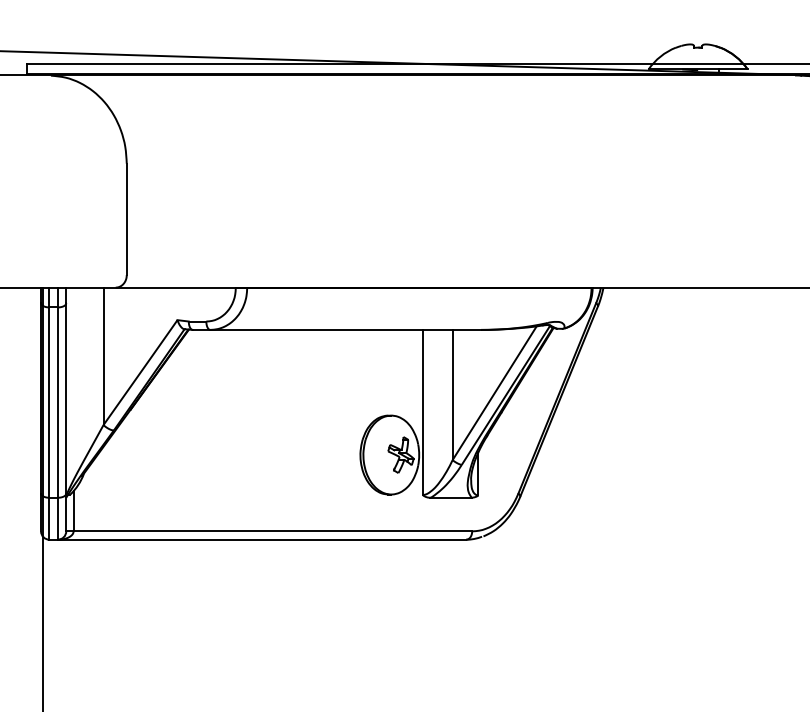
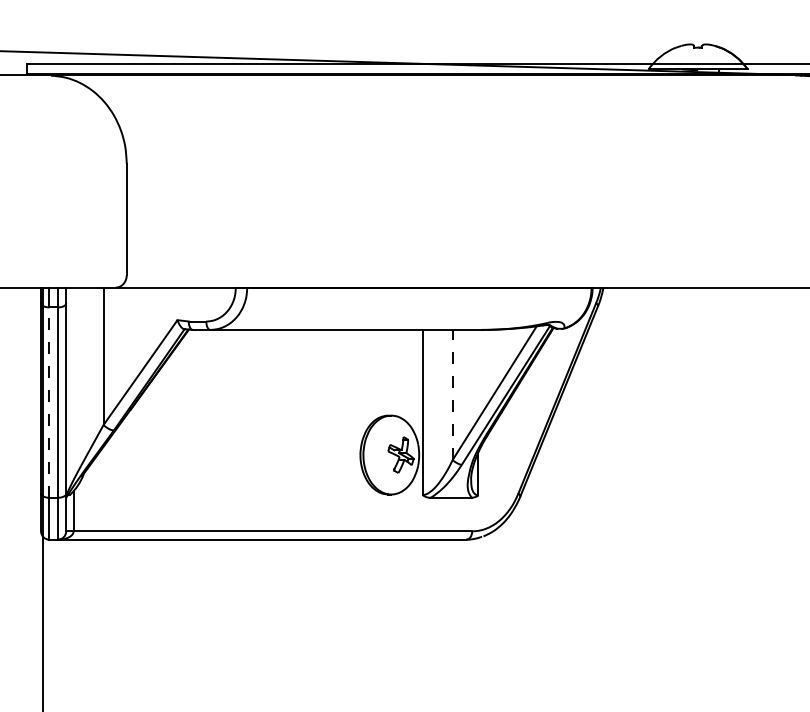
line: solid -> dashed (452, 394)
line: solid -> dashed (49, 402)
